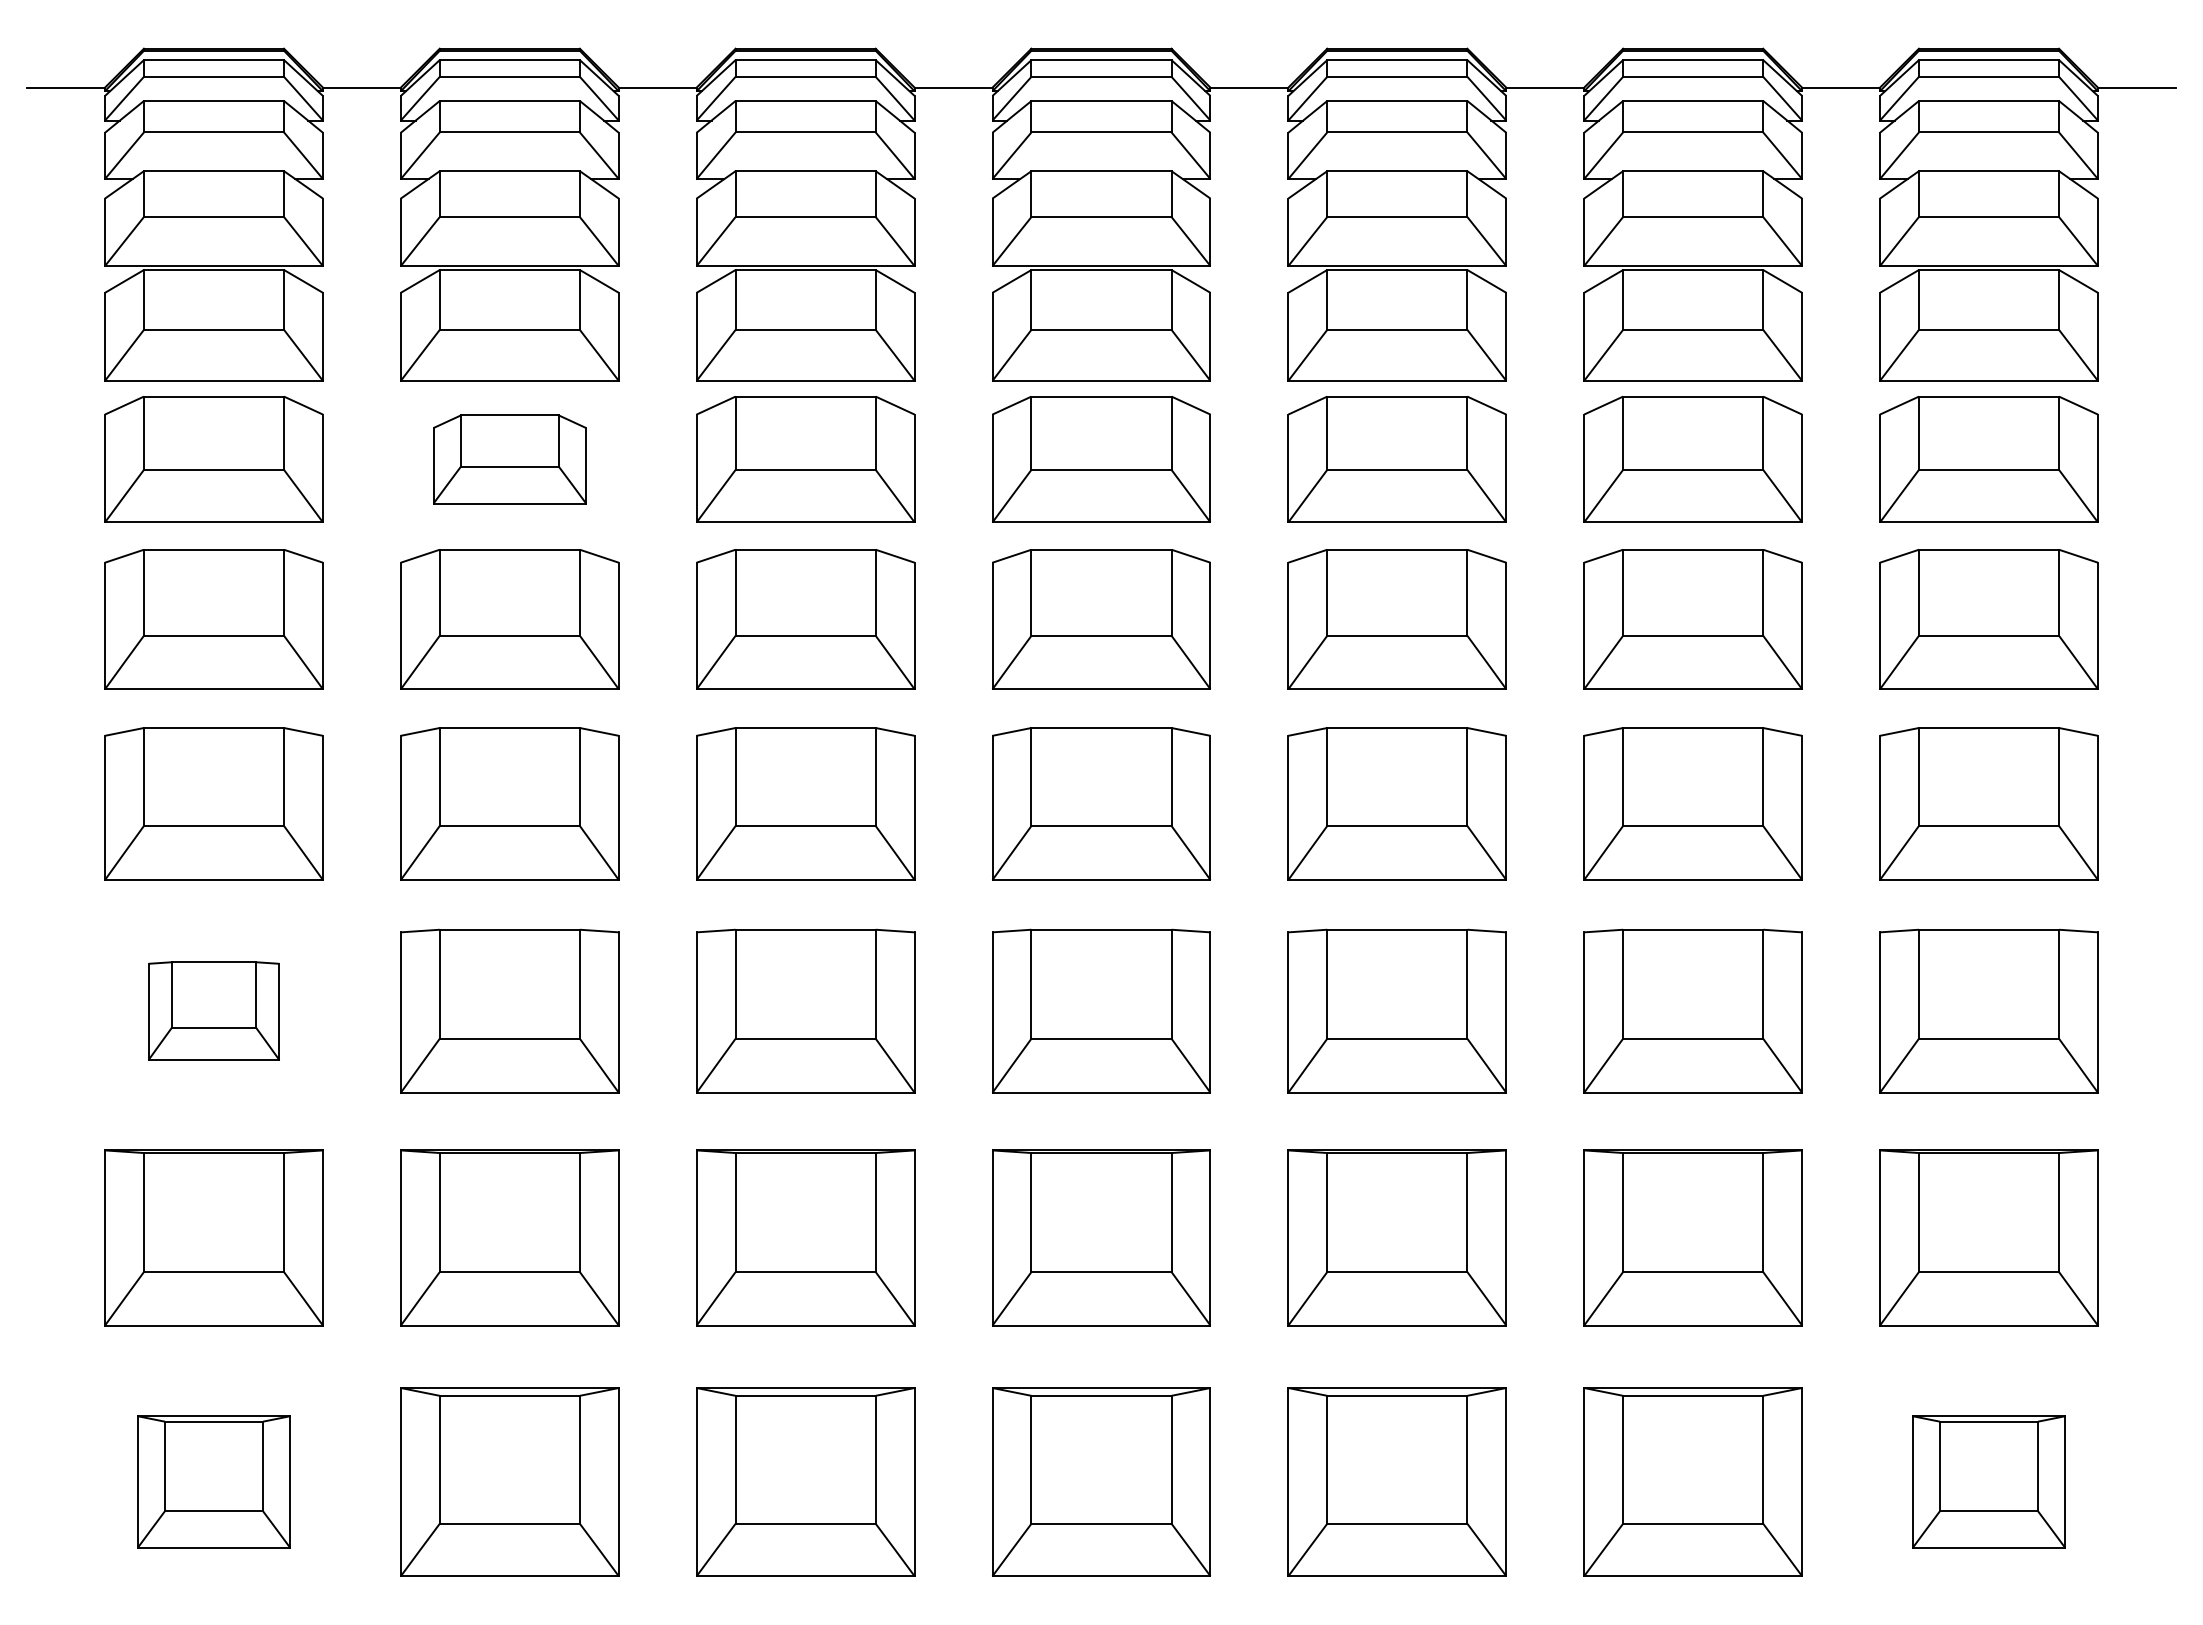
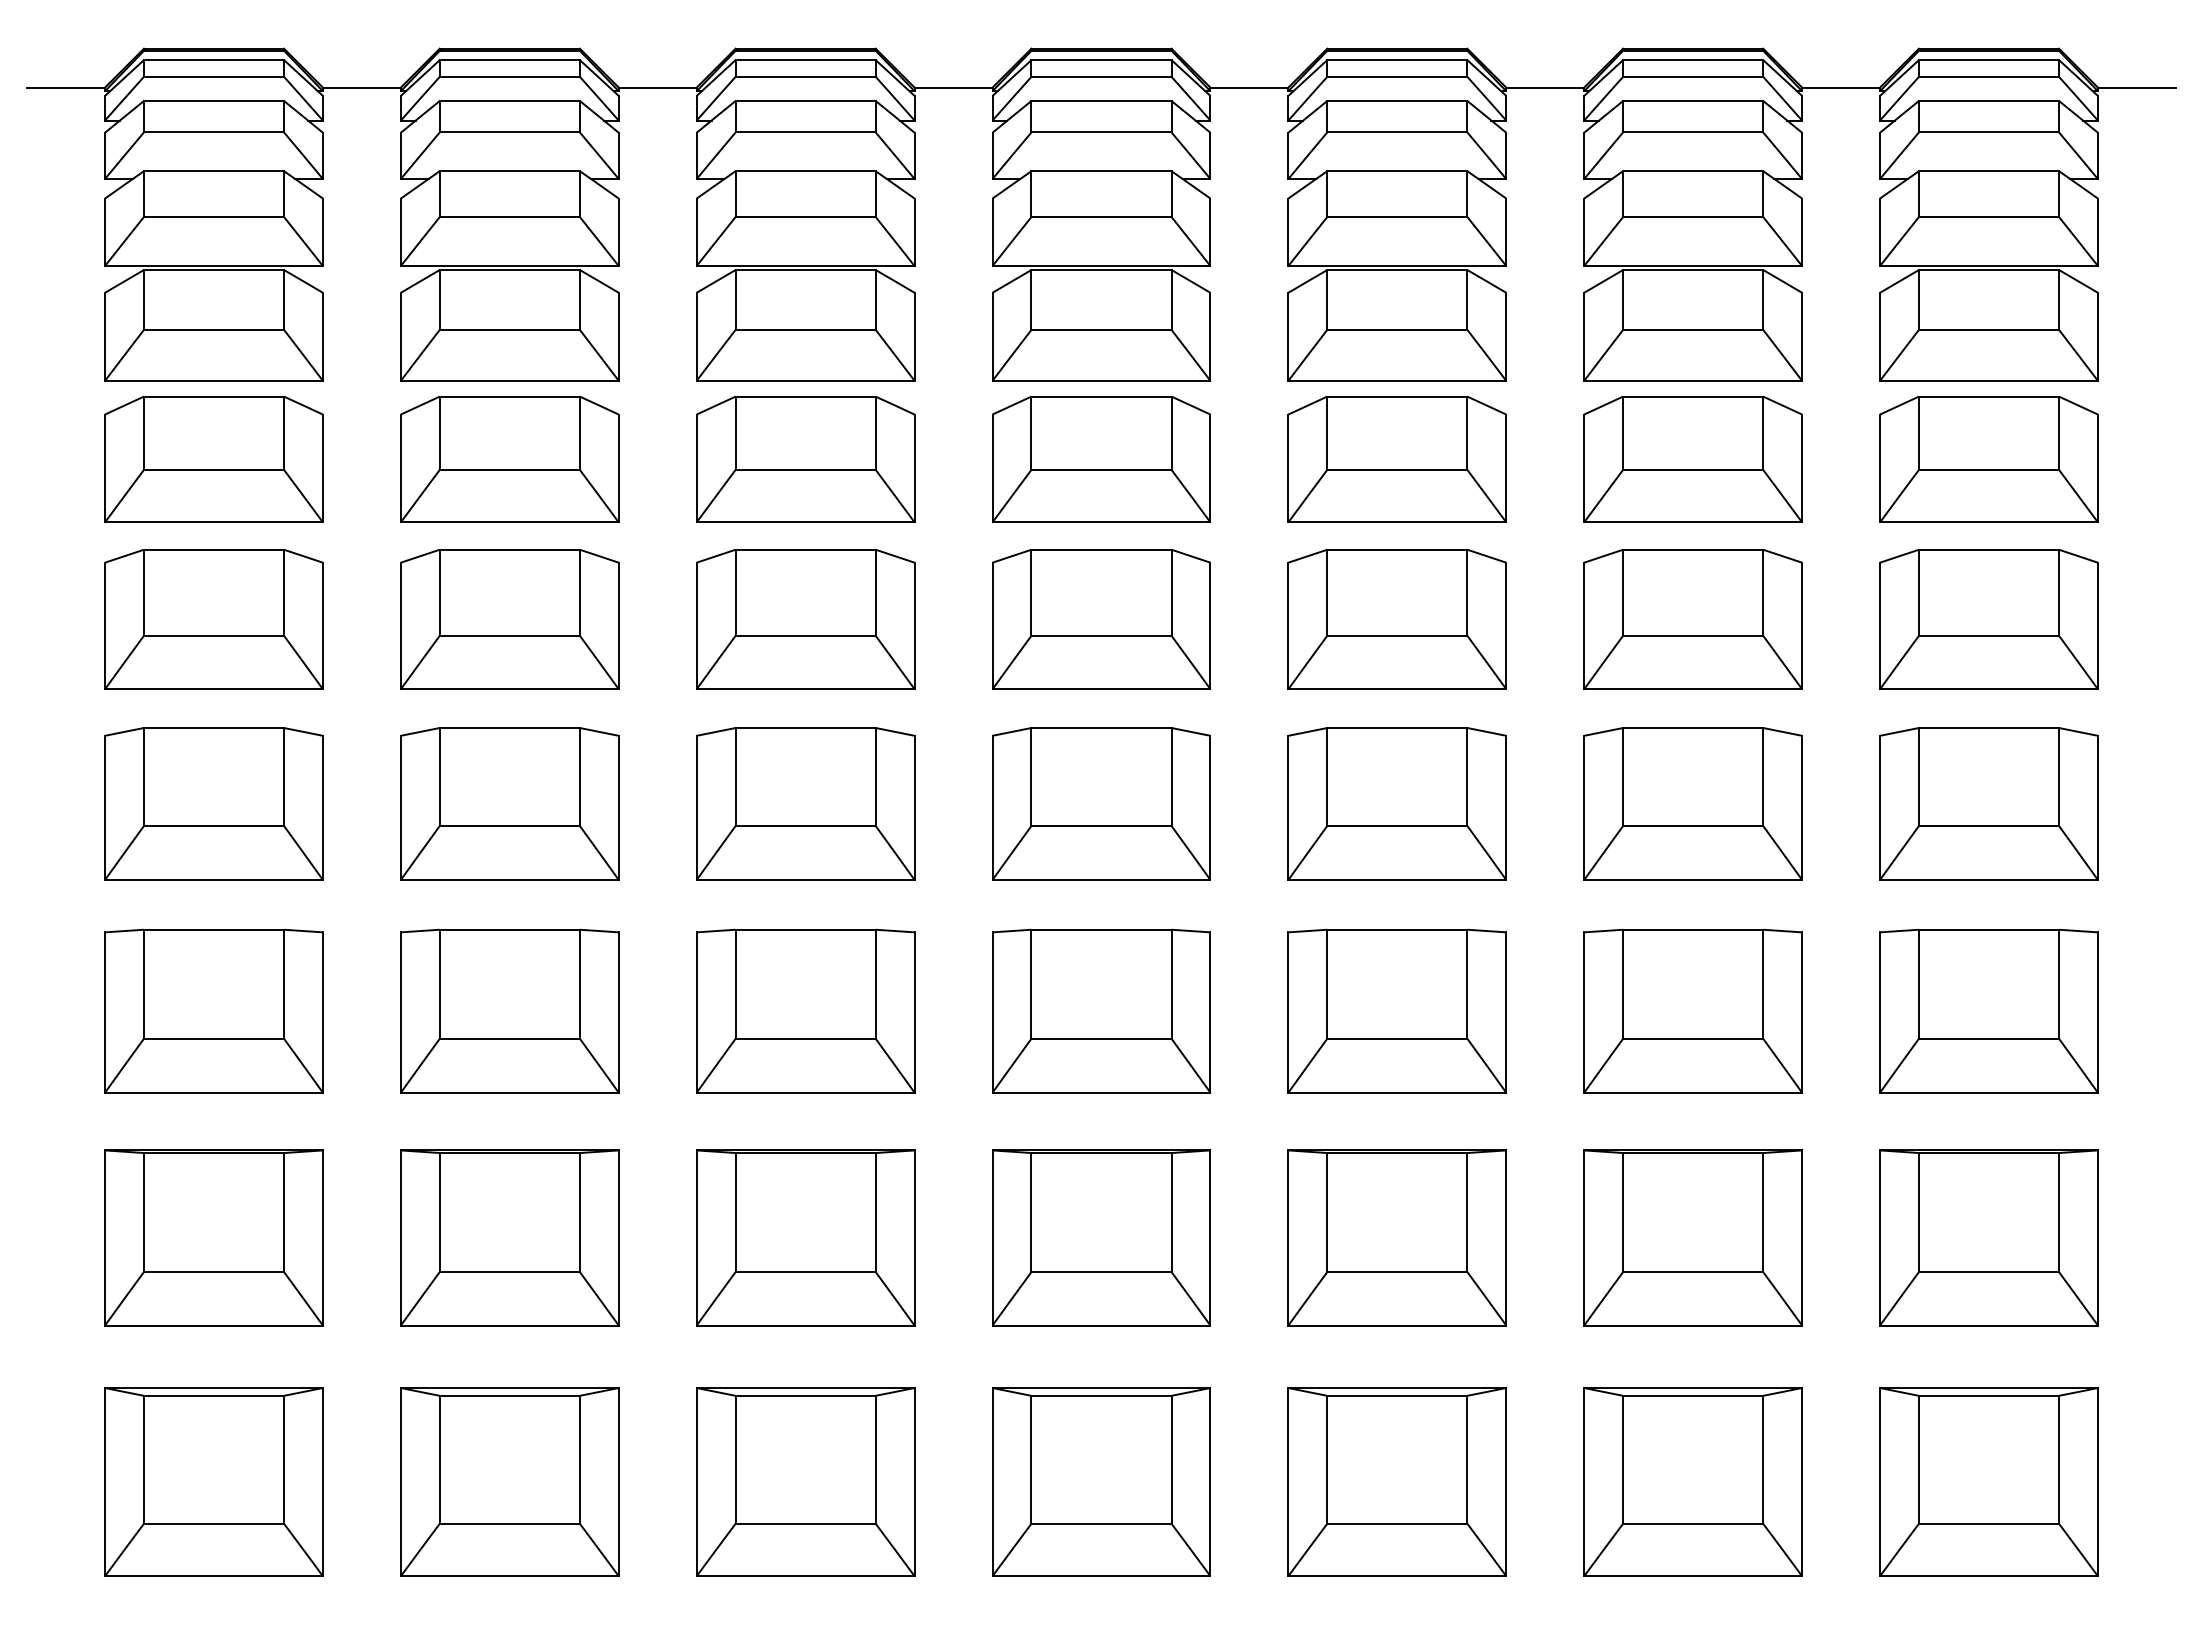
part size: 154x91 px -> 220x127 px (509, 459)
part size: 132x100 px -> 220x166 px (213, 1010)
part size: 154x134 px -> 220x190 px (213, 1481)
part size: 154x134 px -> 220x190 px (1988, 1481)
